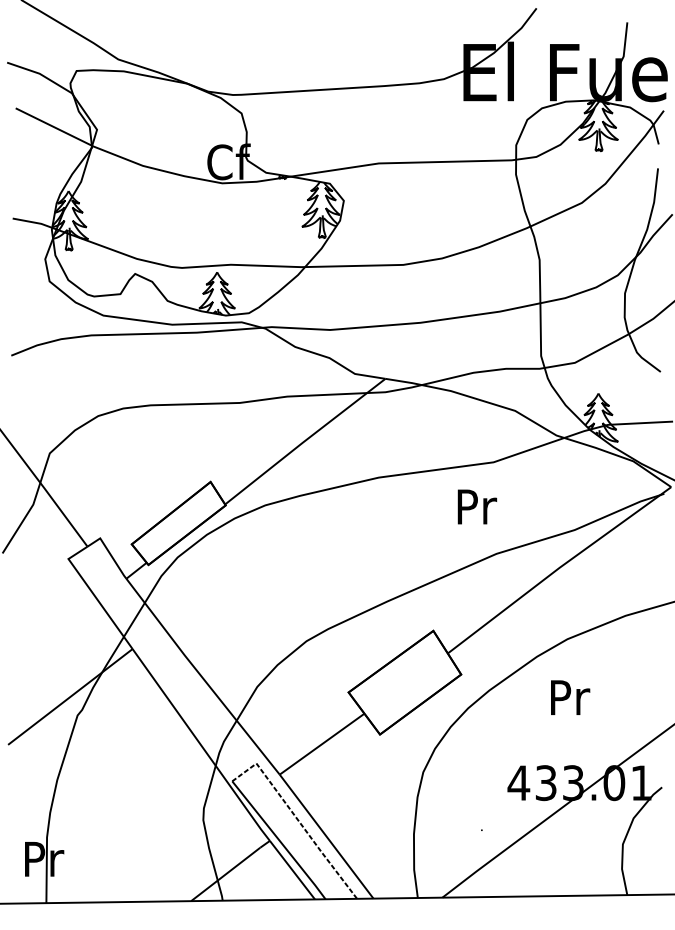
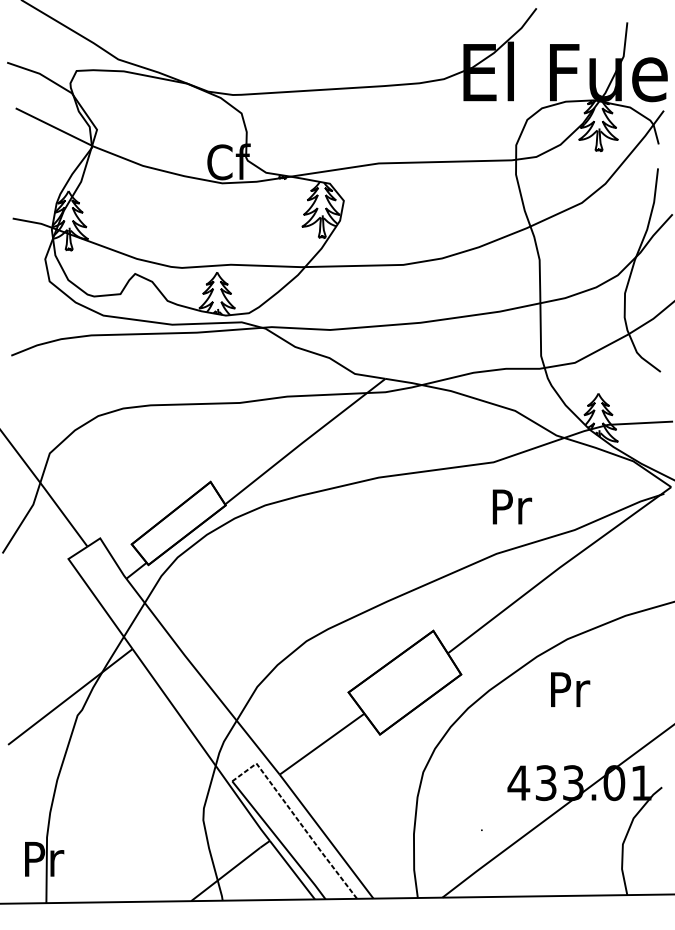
text position: (477, 506) -> (512, 506) (512, 506)
text position: (570, 697) -> (570, 689) (570, 689)
